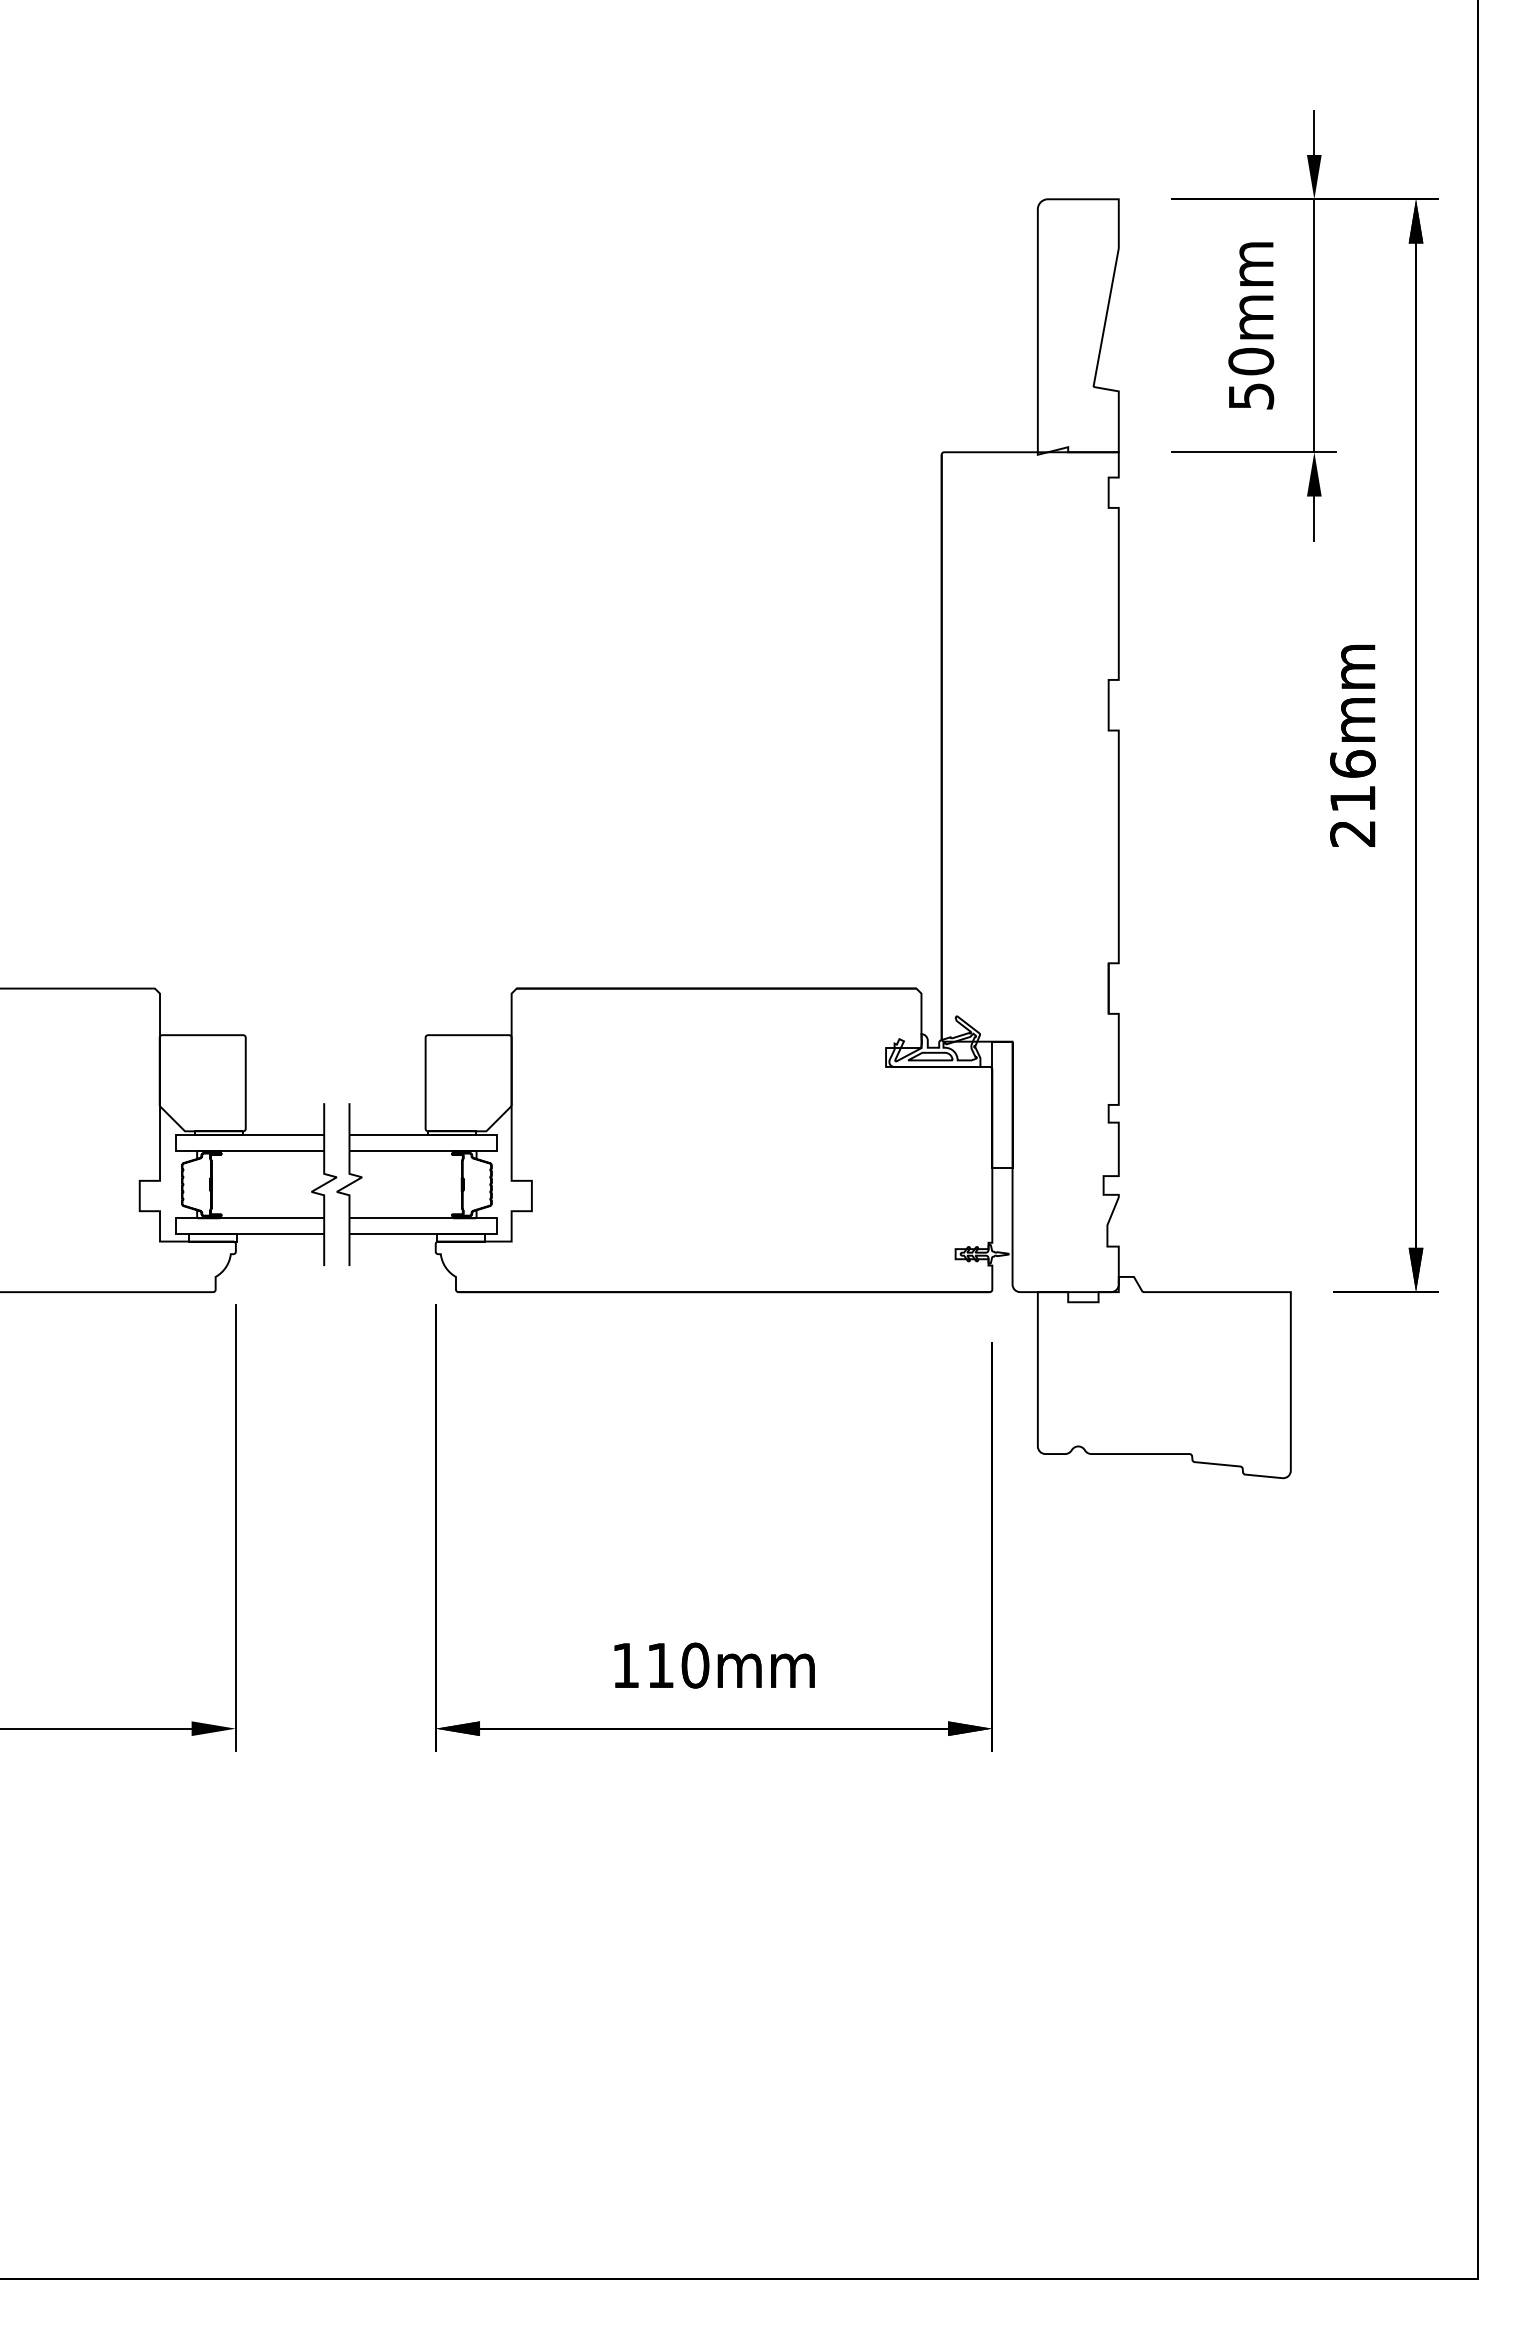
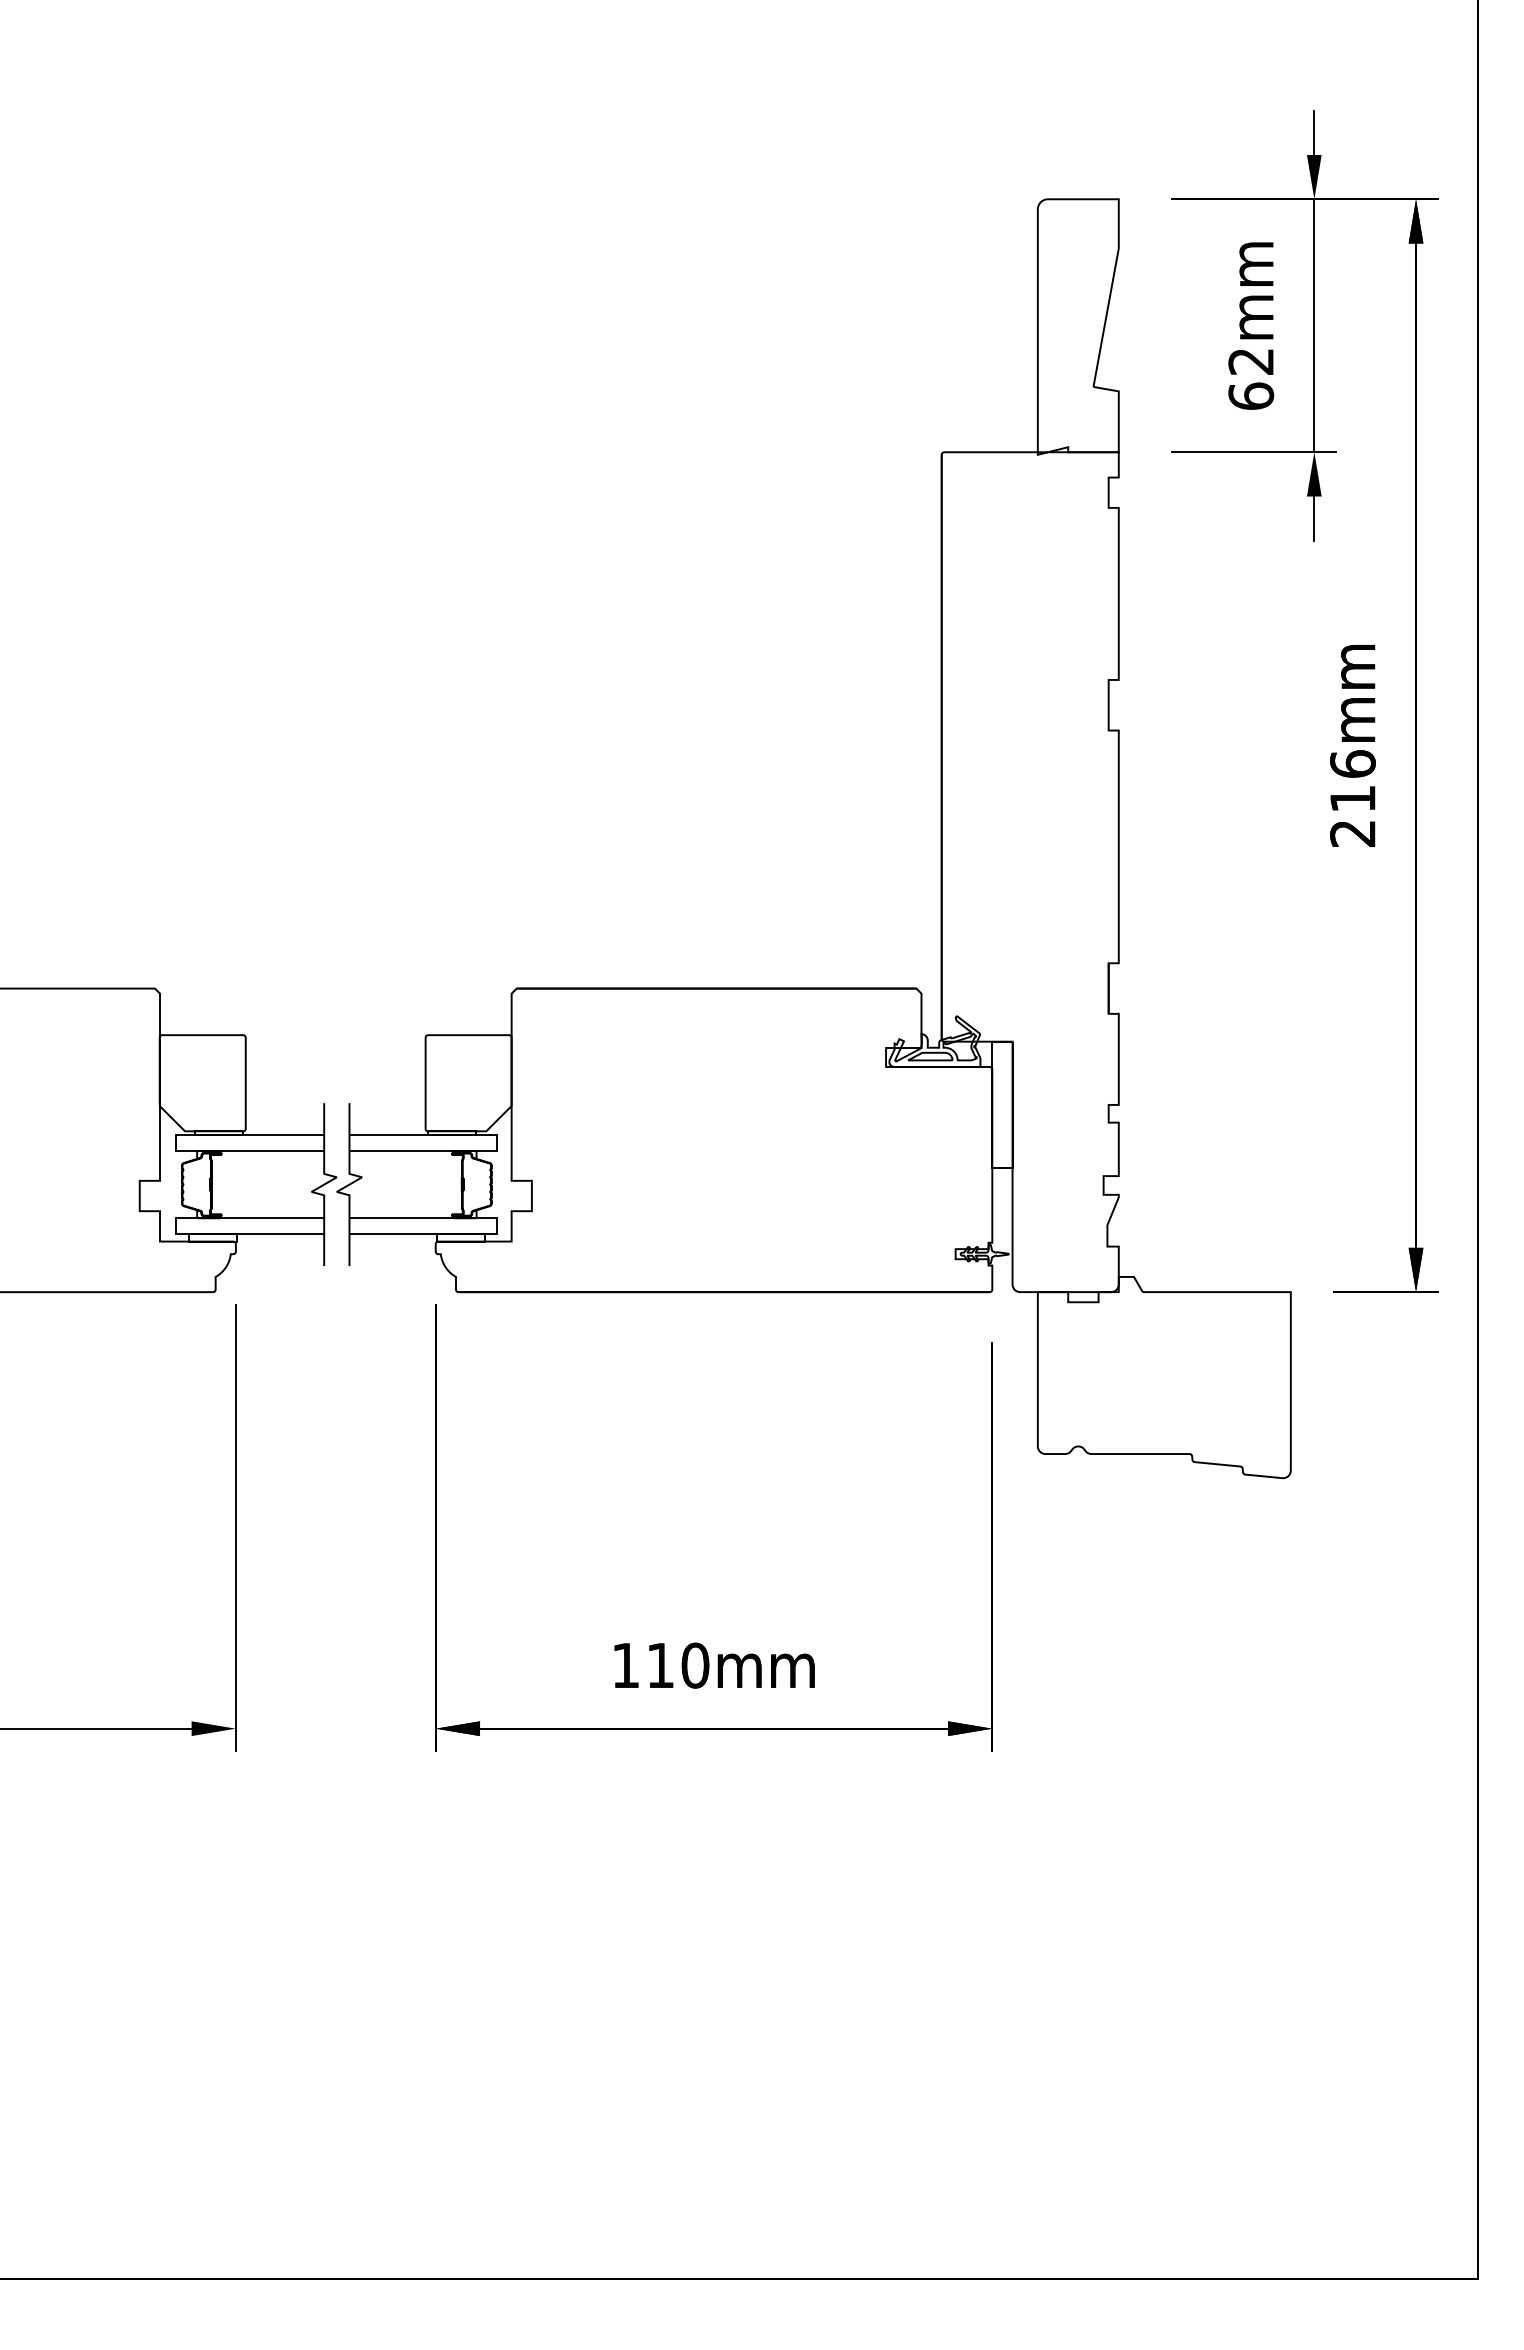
text: 50mm -> 62mm (1251, 378)
